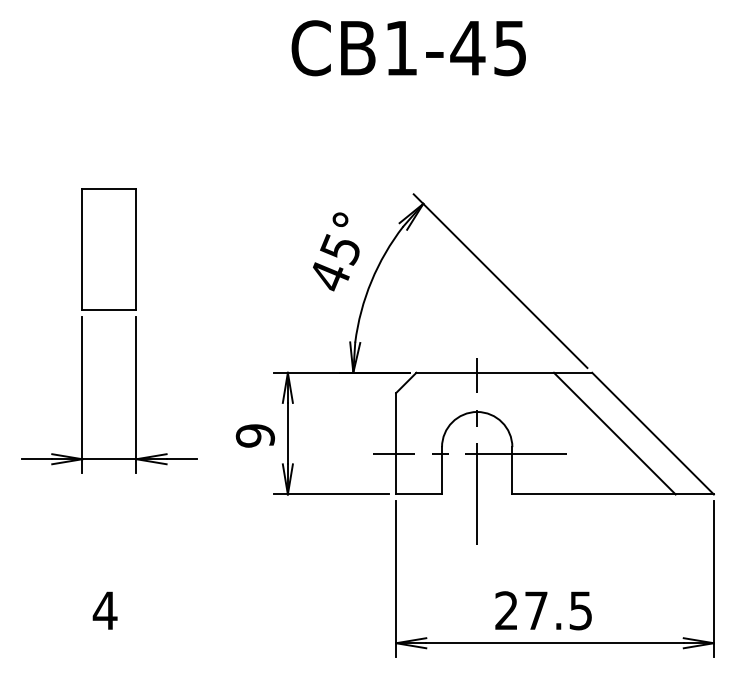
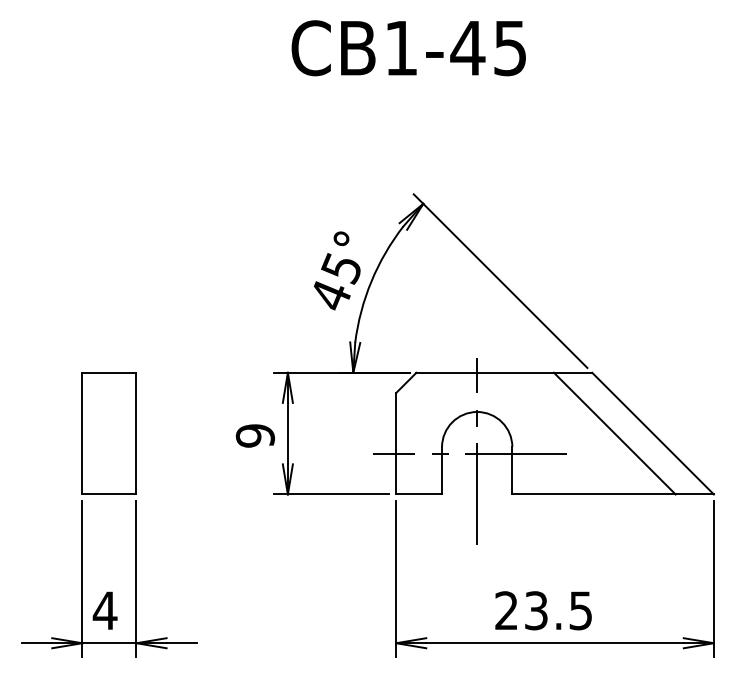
text position: (336, 251) -> (337, 270) (337, 270)
part position: (109, 310) -> (109, 494) (109, 494)
text: 27.5 -> 23.5 (536, 610)
